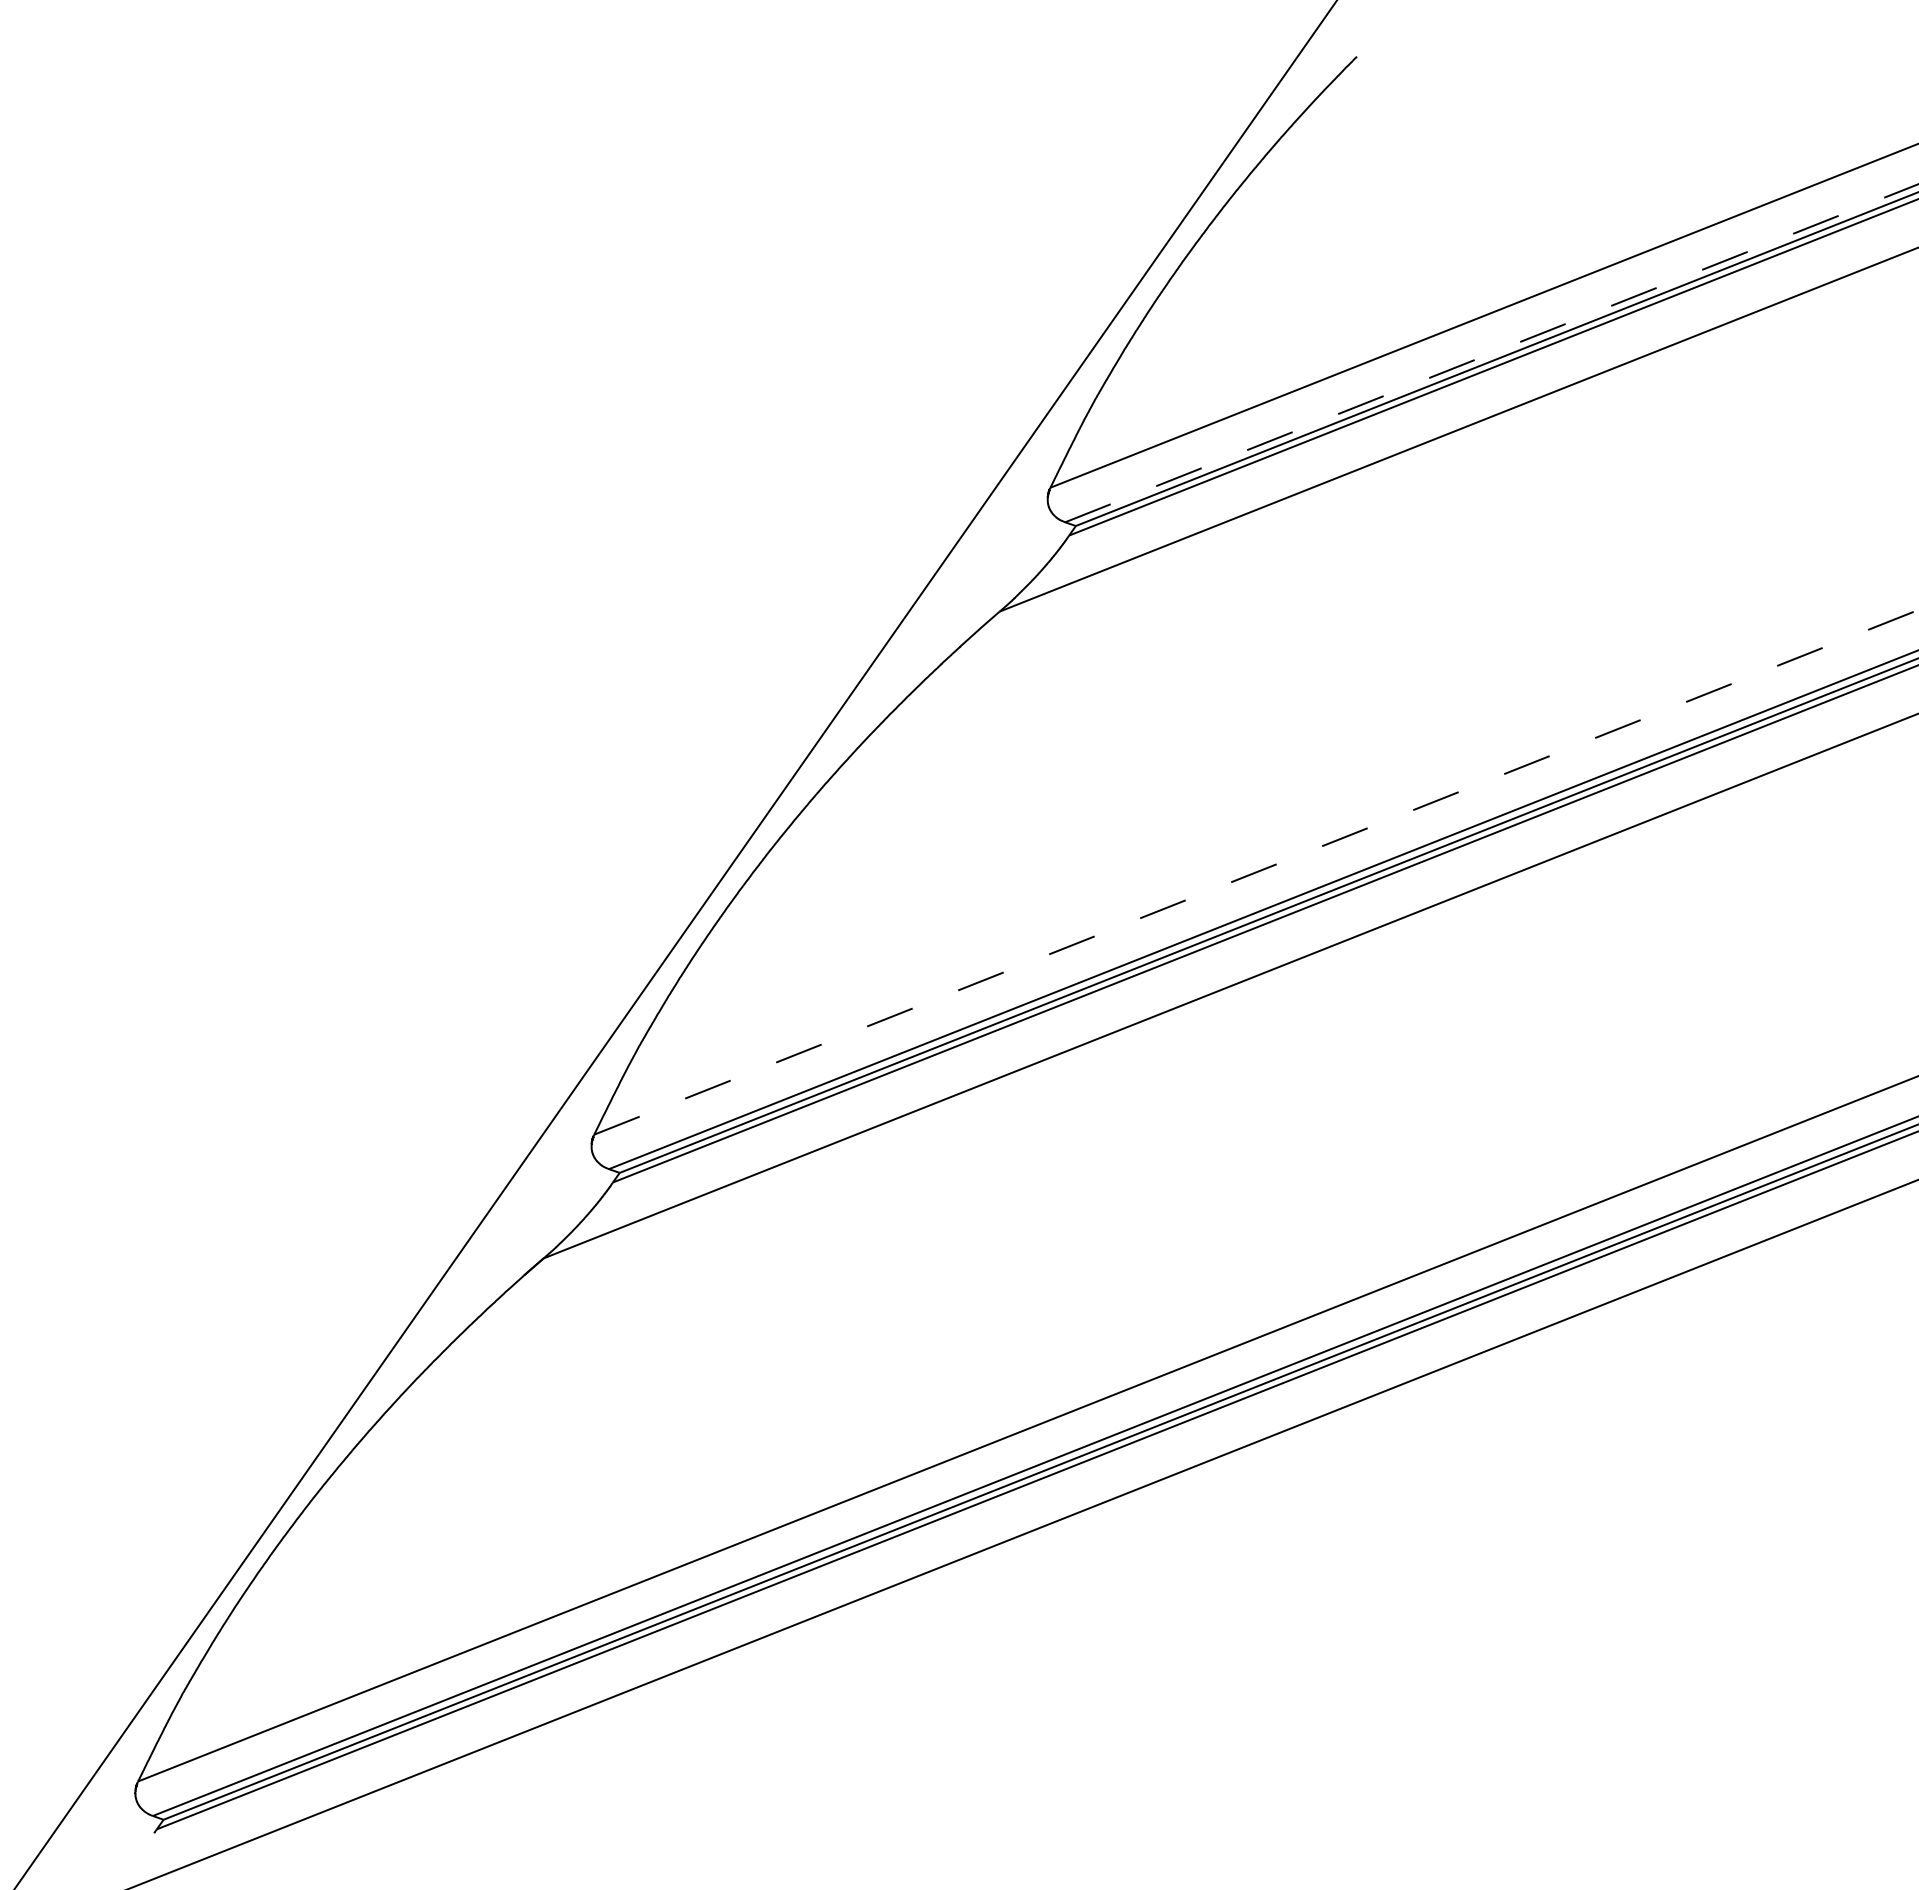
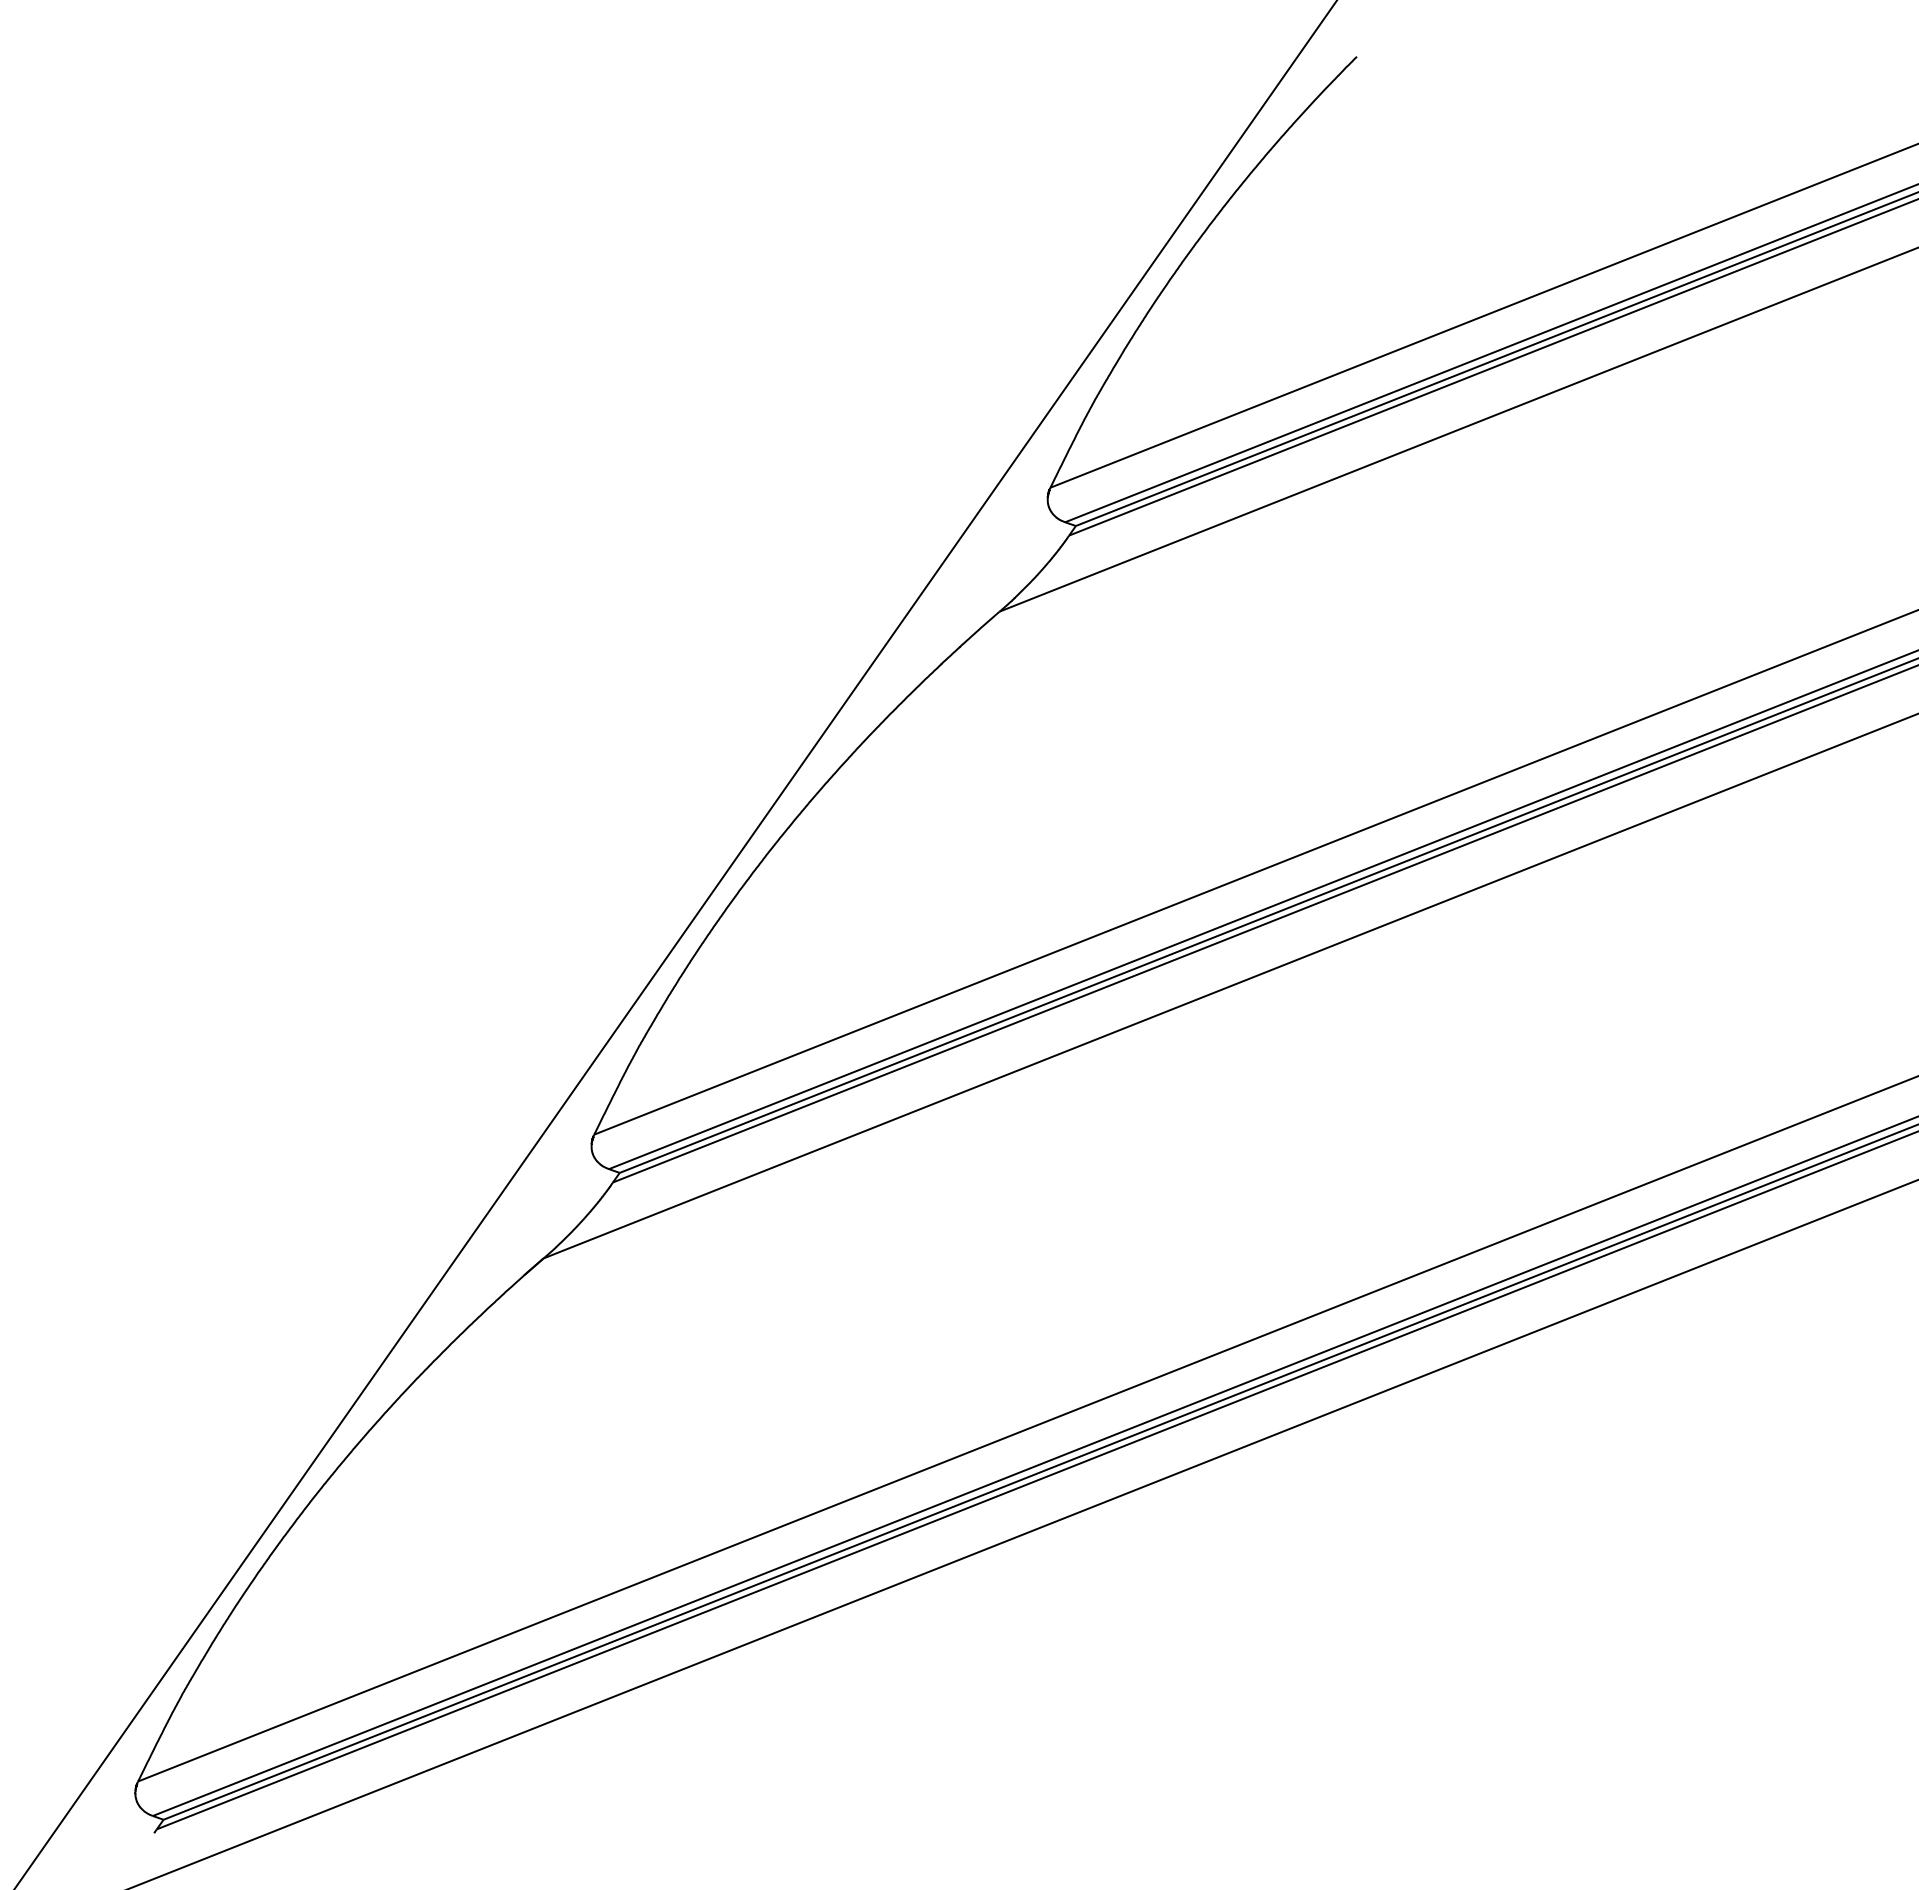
line: dashed -> solid (1491, 353)
line: dashed -> solid (1256, 872)
